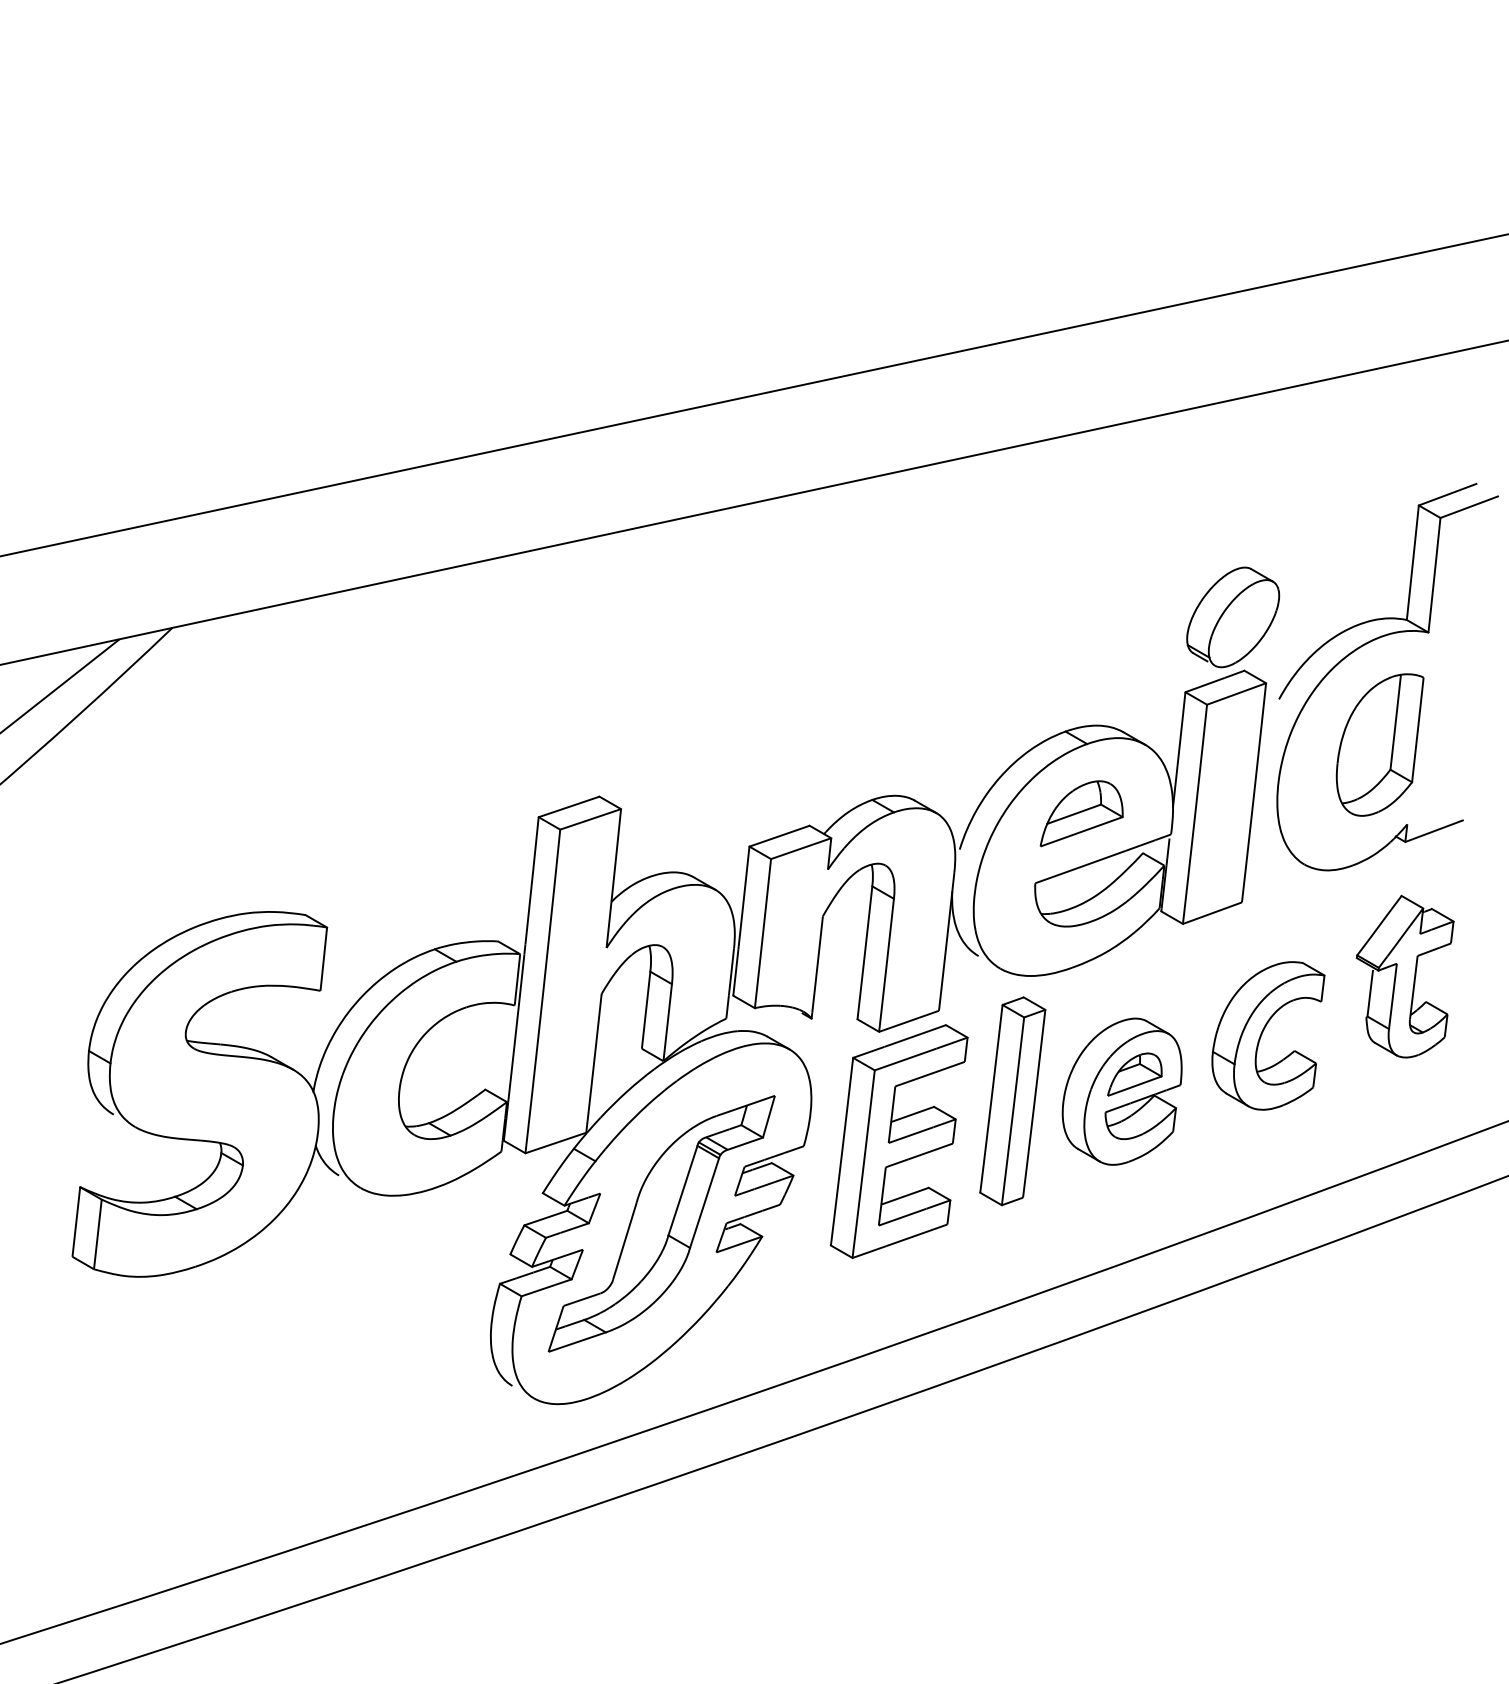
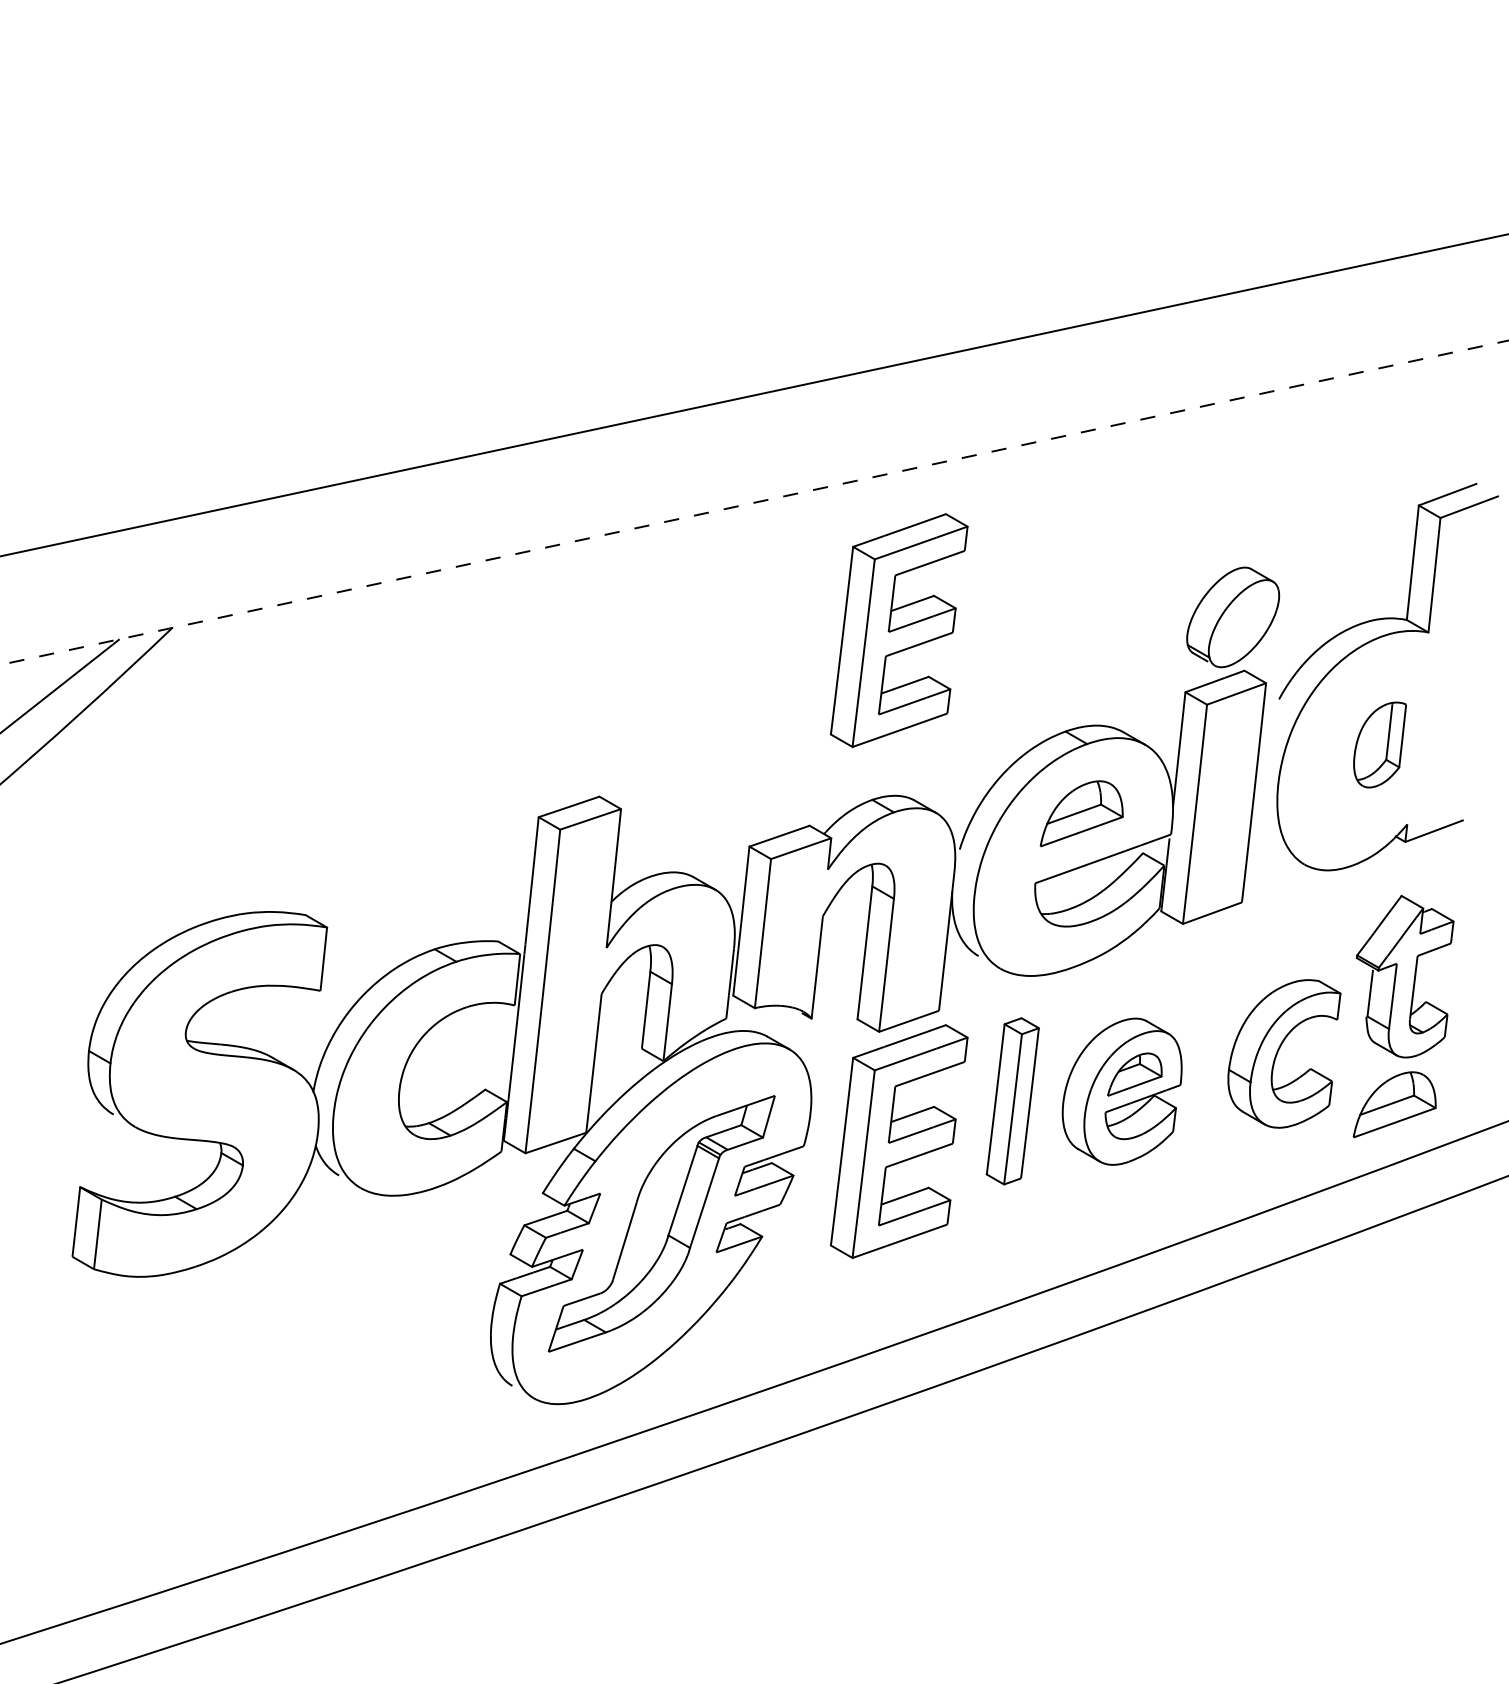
line: solid -> dashed (755, 502)
part: none -> present (898, 630)
part size: 90x144 px -> 54x88 px (1379, 744)
part position: (1268, 1035) -> (1284, 1053) (1284, 1053)
part size: 68x211 px -> 55x169 px (1012, 1101)
part: none -> present (1394, 1104)
